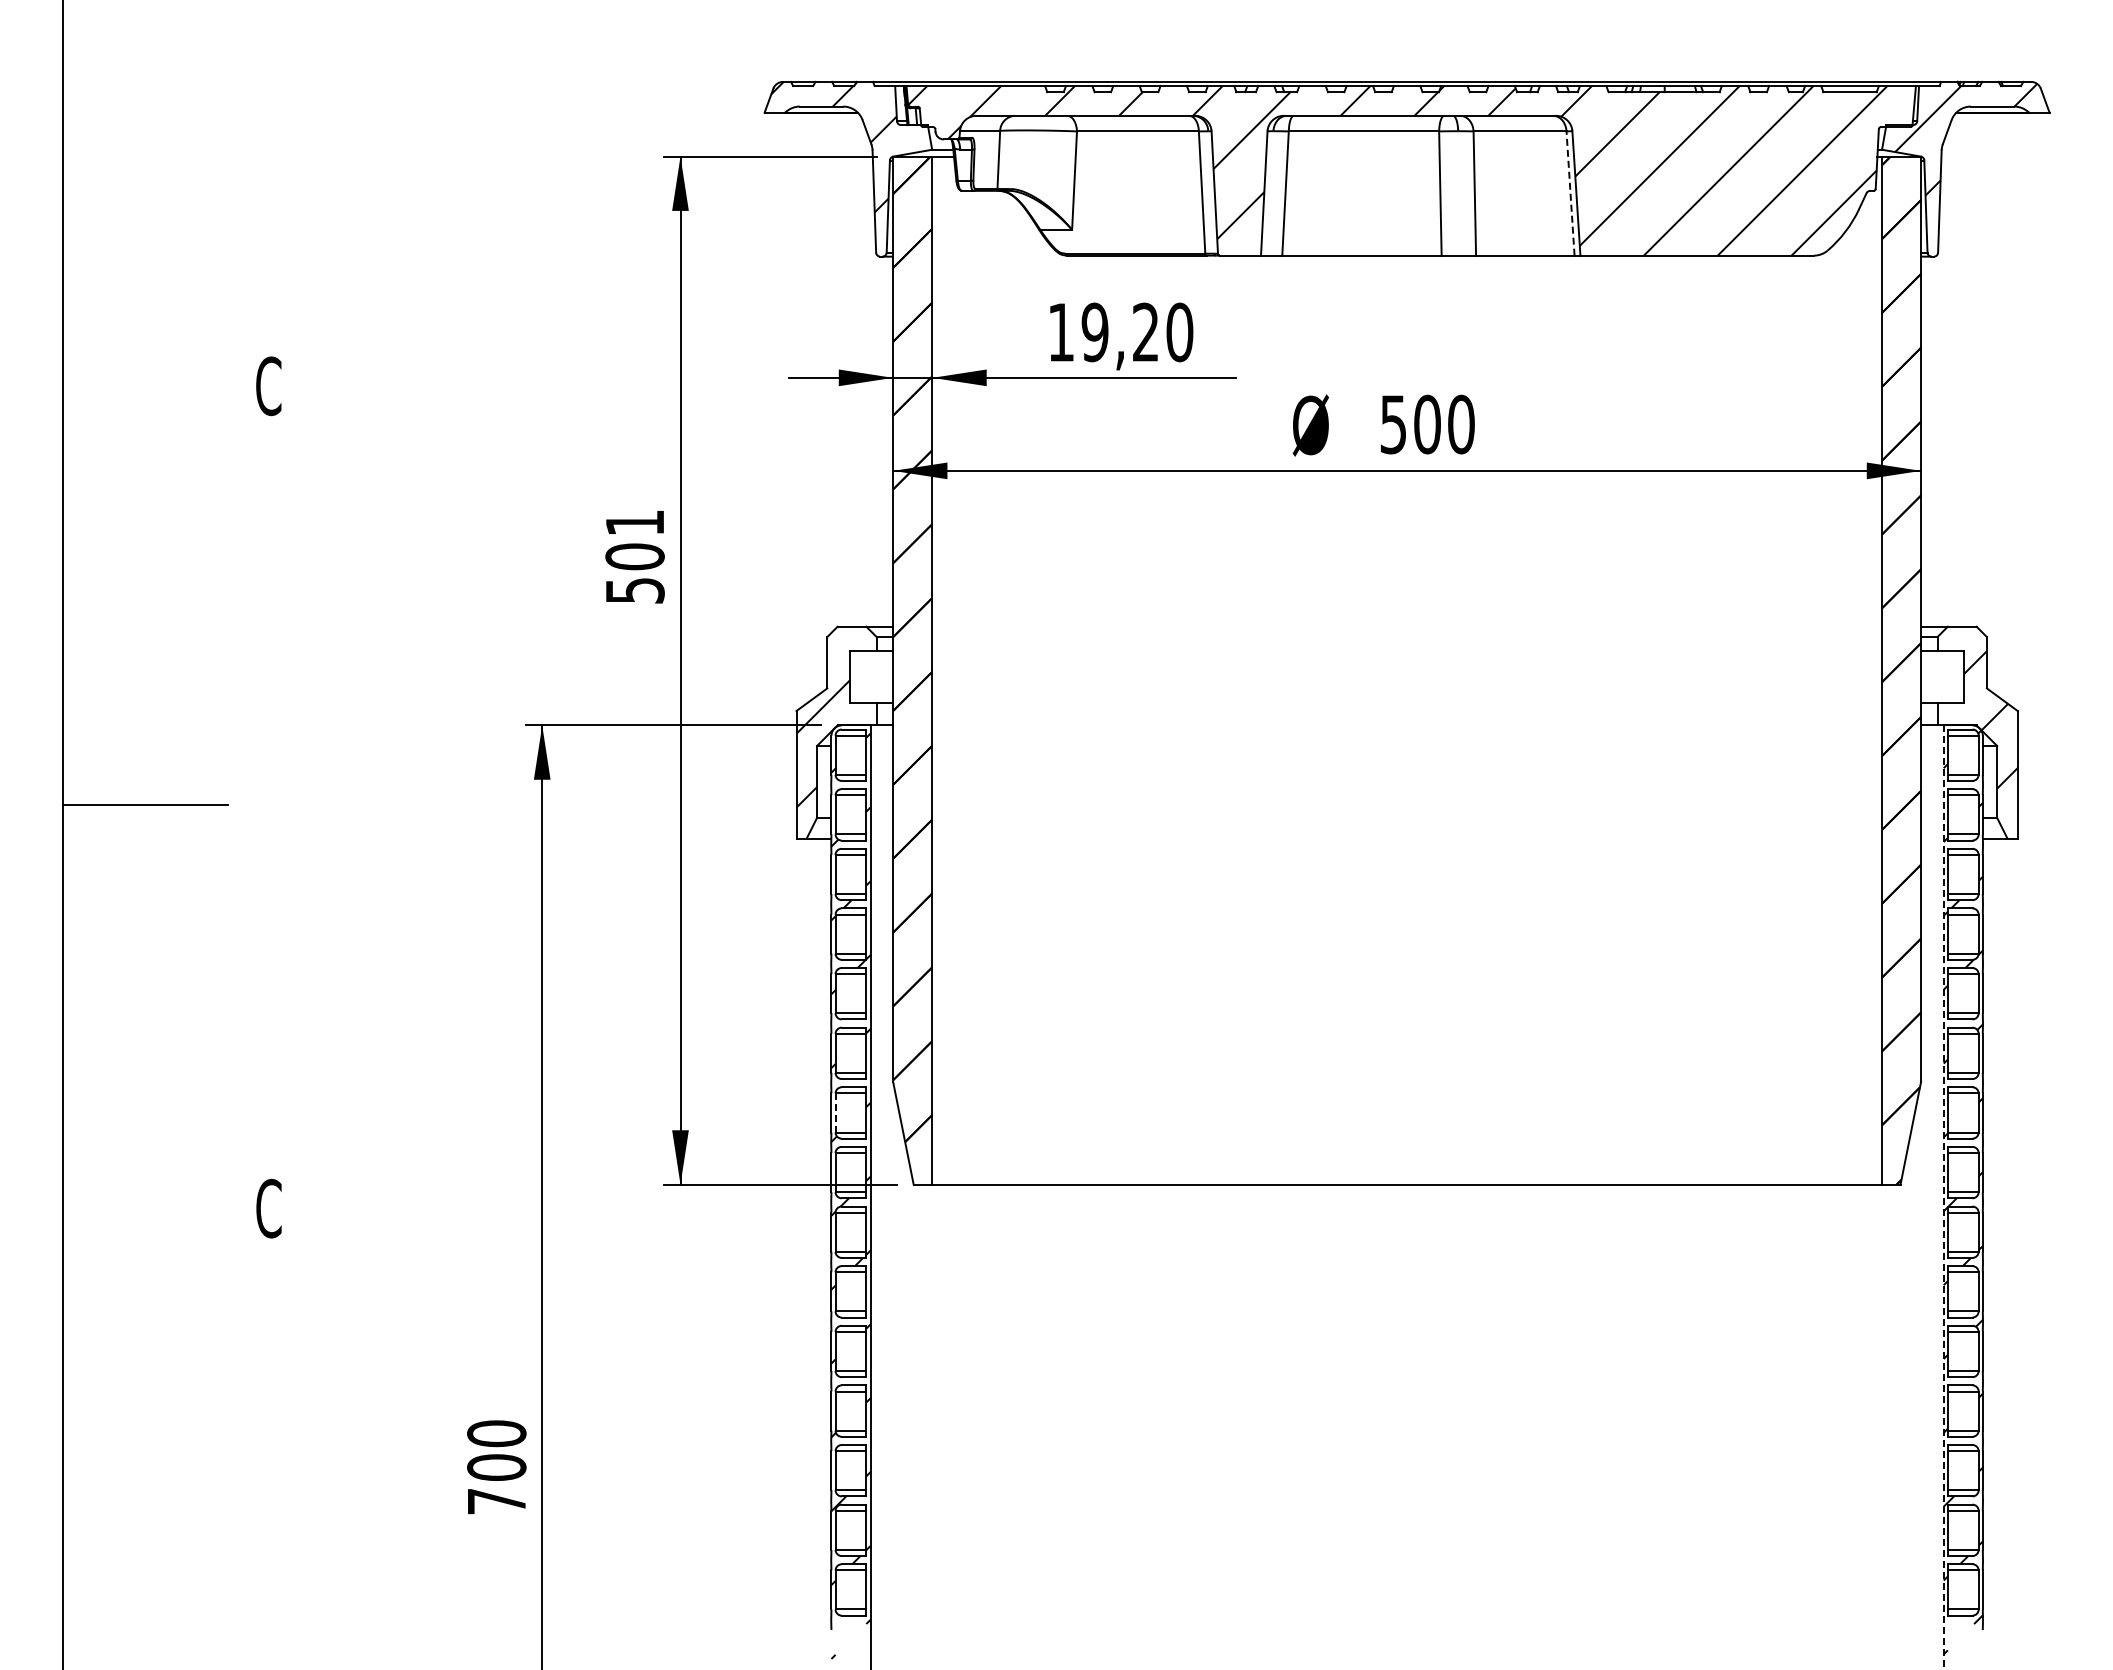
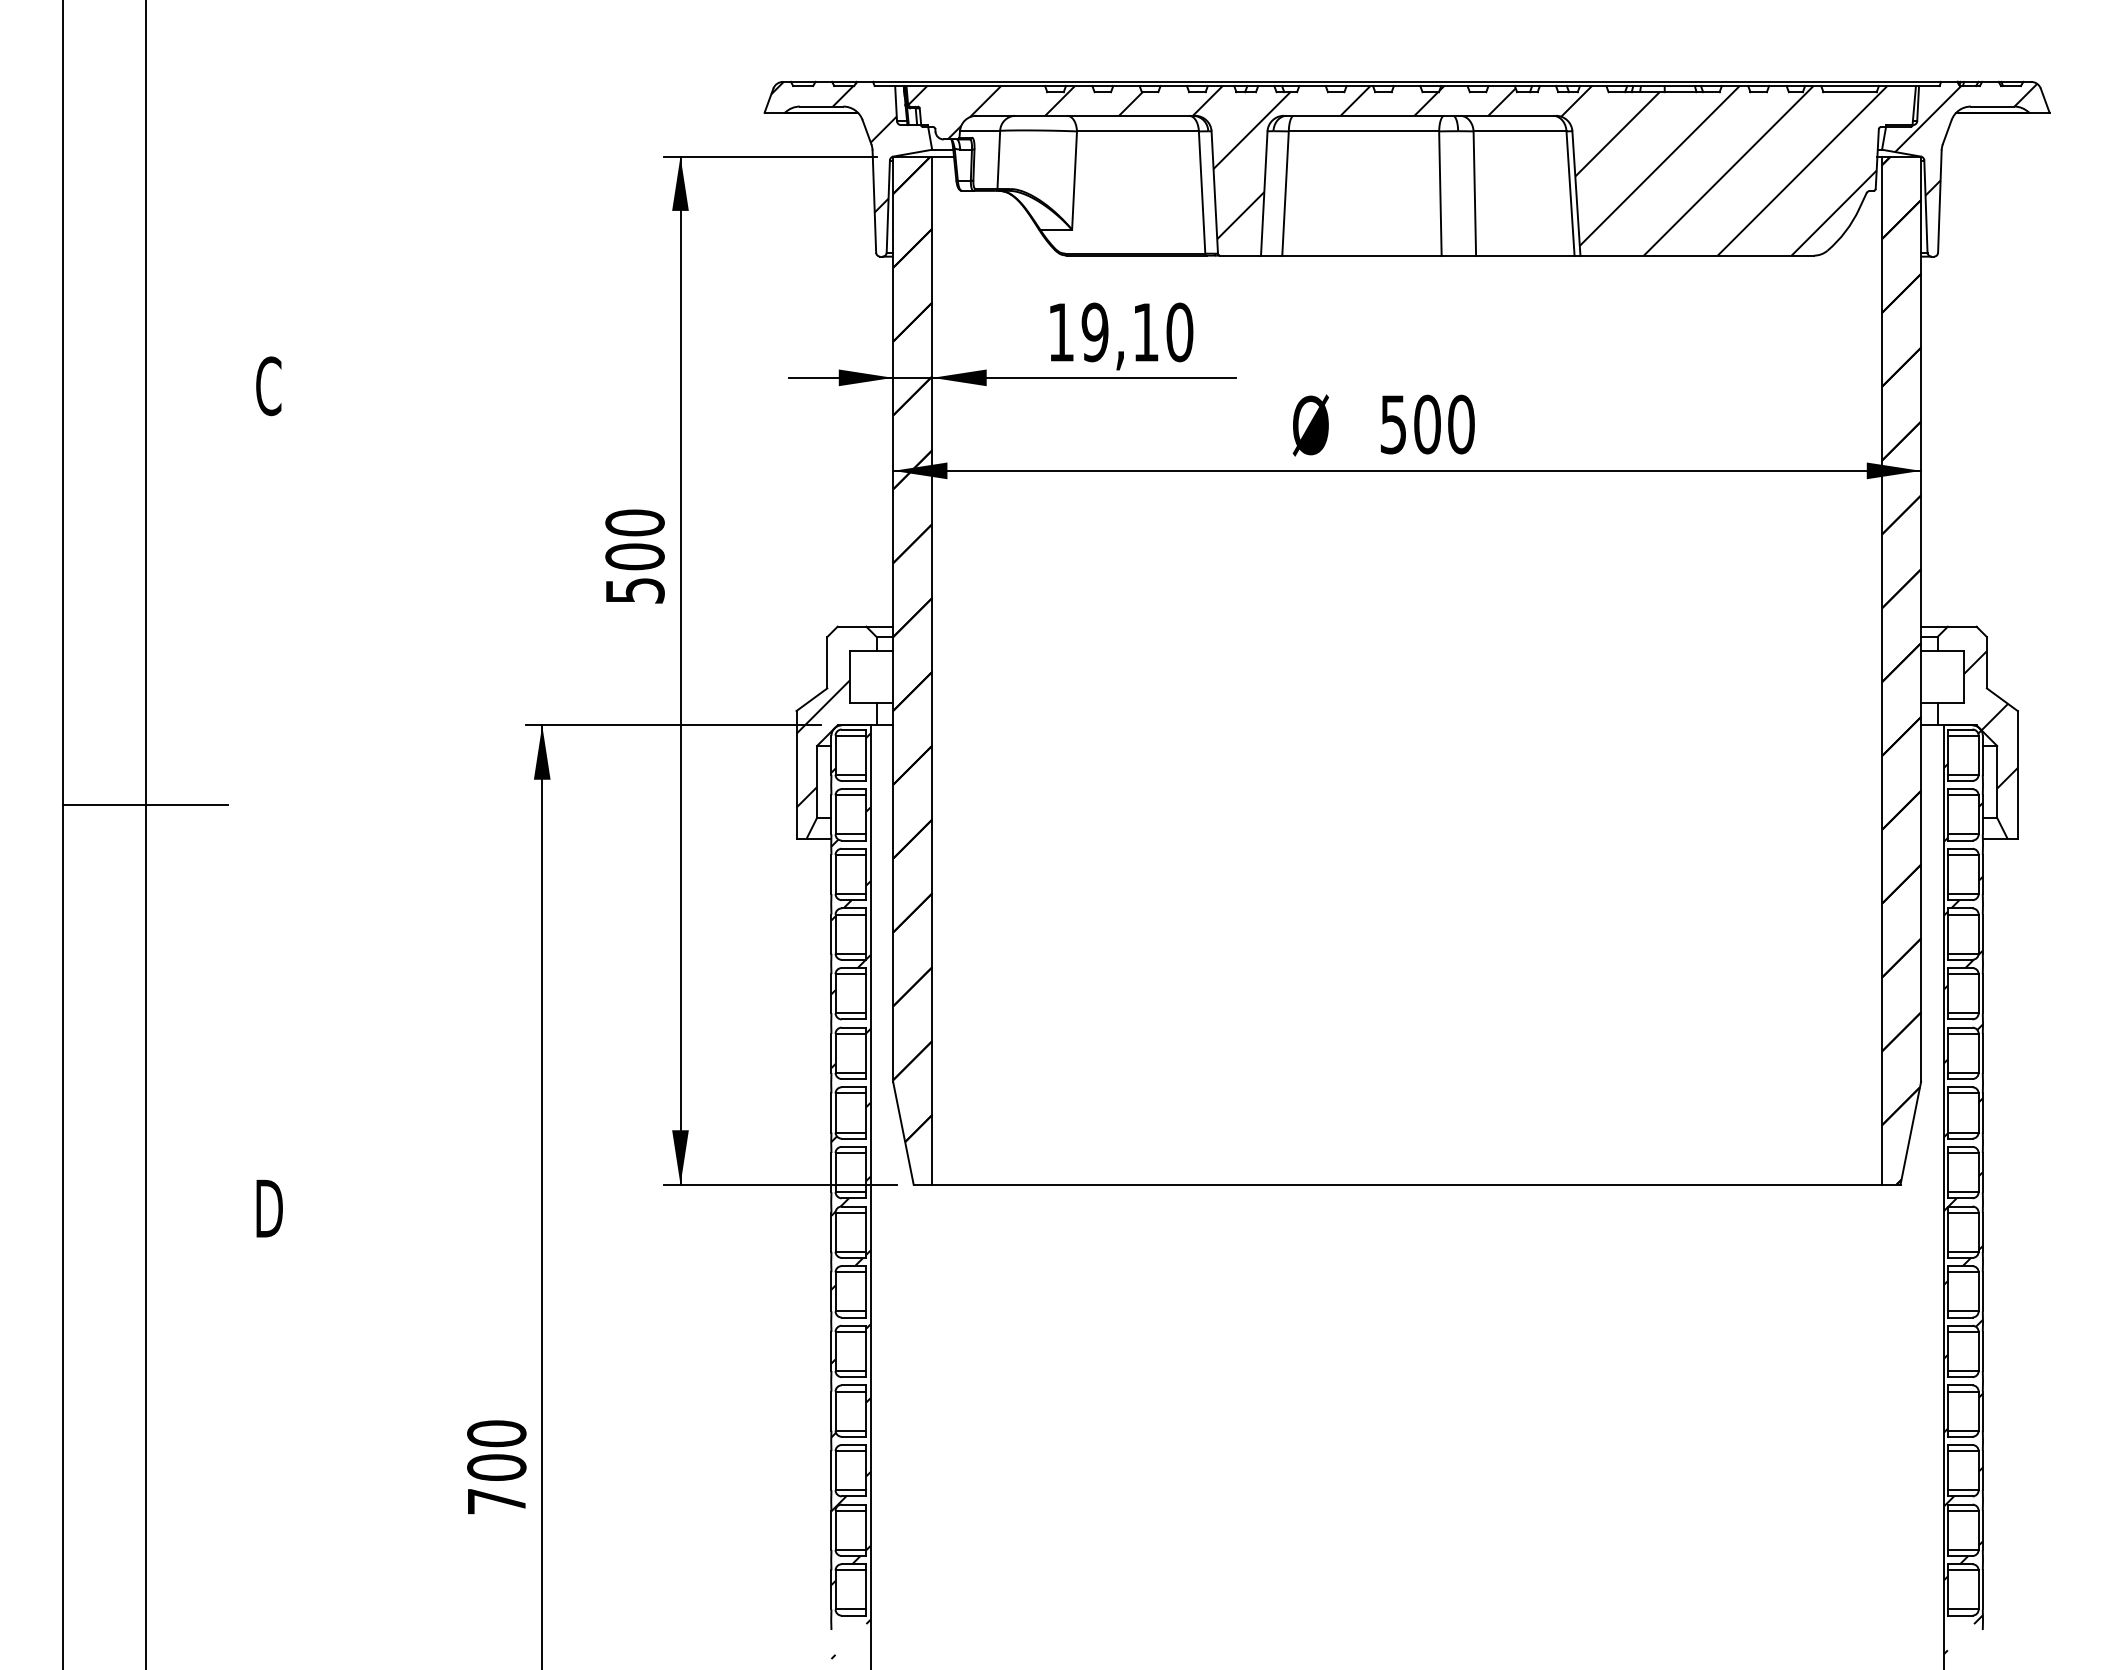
line: dashed -> solid (1570, 193)
text: 19,20 -> 19,10 (1145, 331)
text: 501 -> 500 (634, 522)
line: none -> present (145, 834)
line: dashed -> solid (835, 1112)
line: dashed -> solid (1943, 1198)
text: C -> D (269, 1208)
